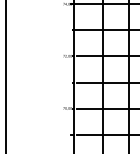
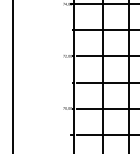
line position: (5, 76) -> (12, 76) (12, 76)
